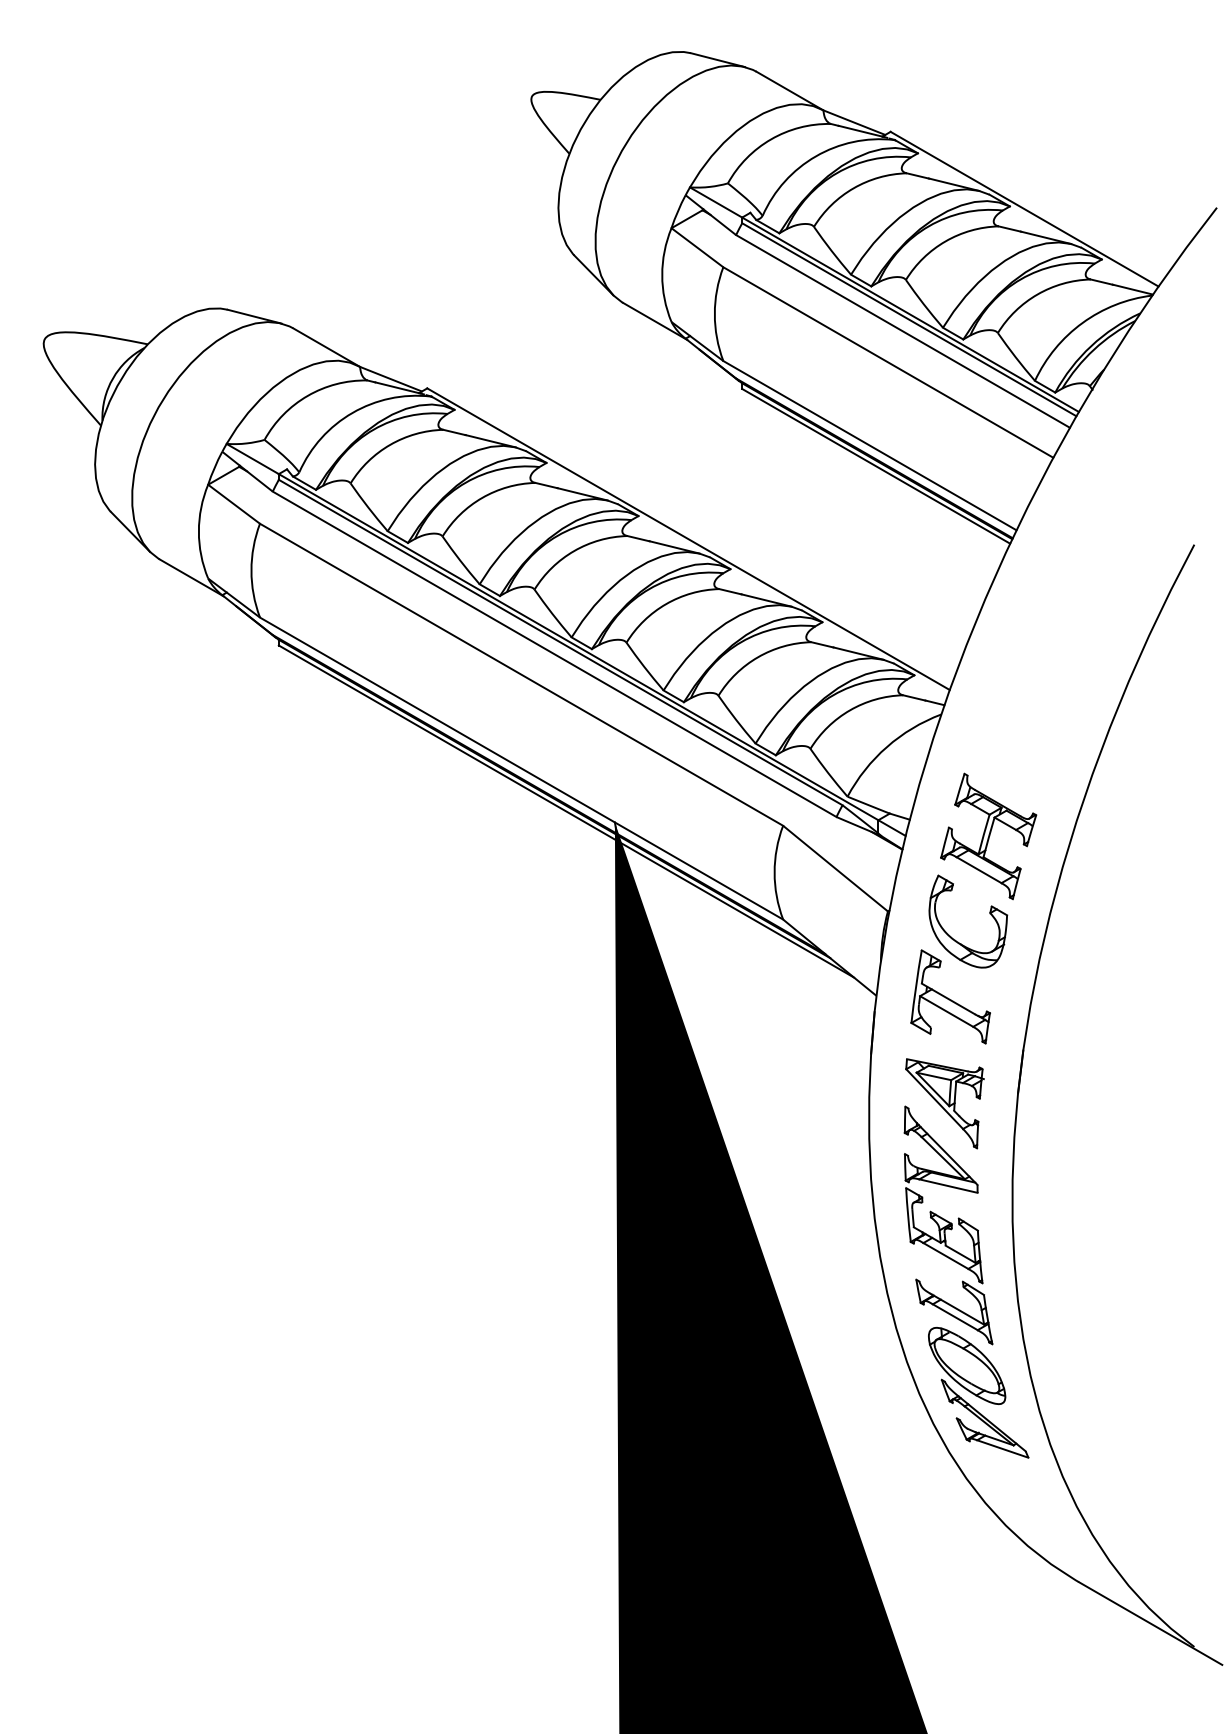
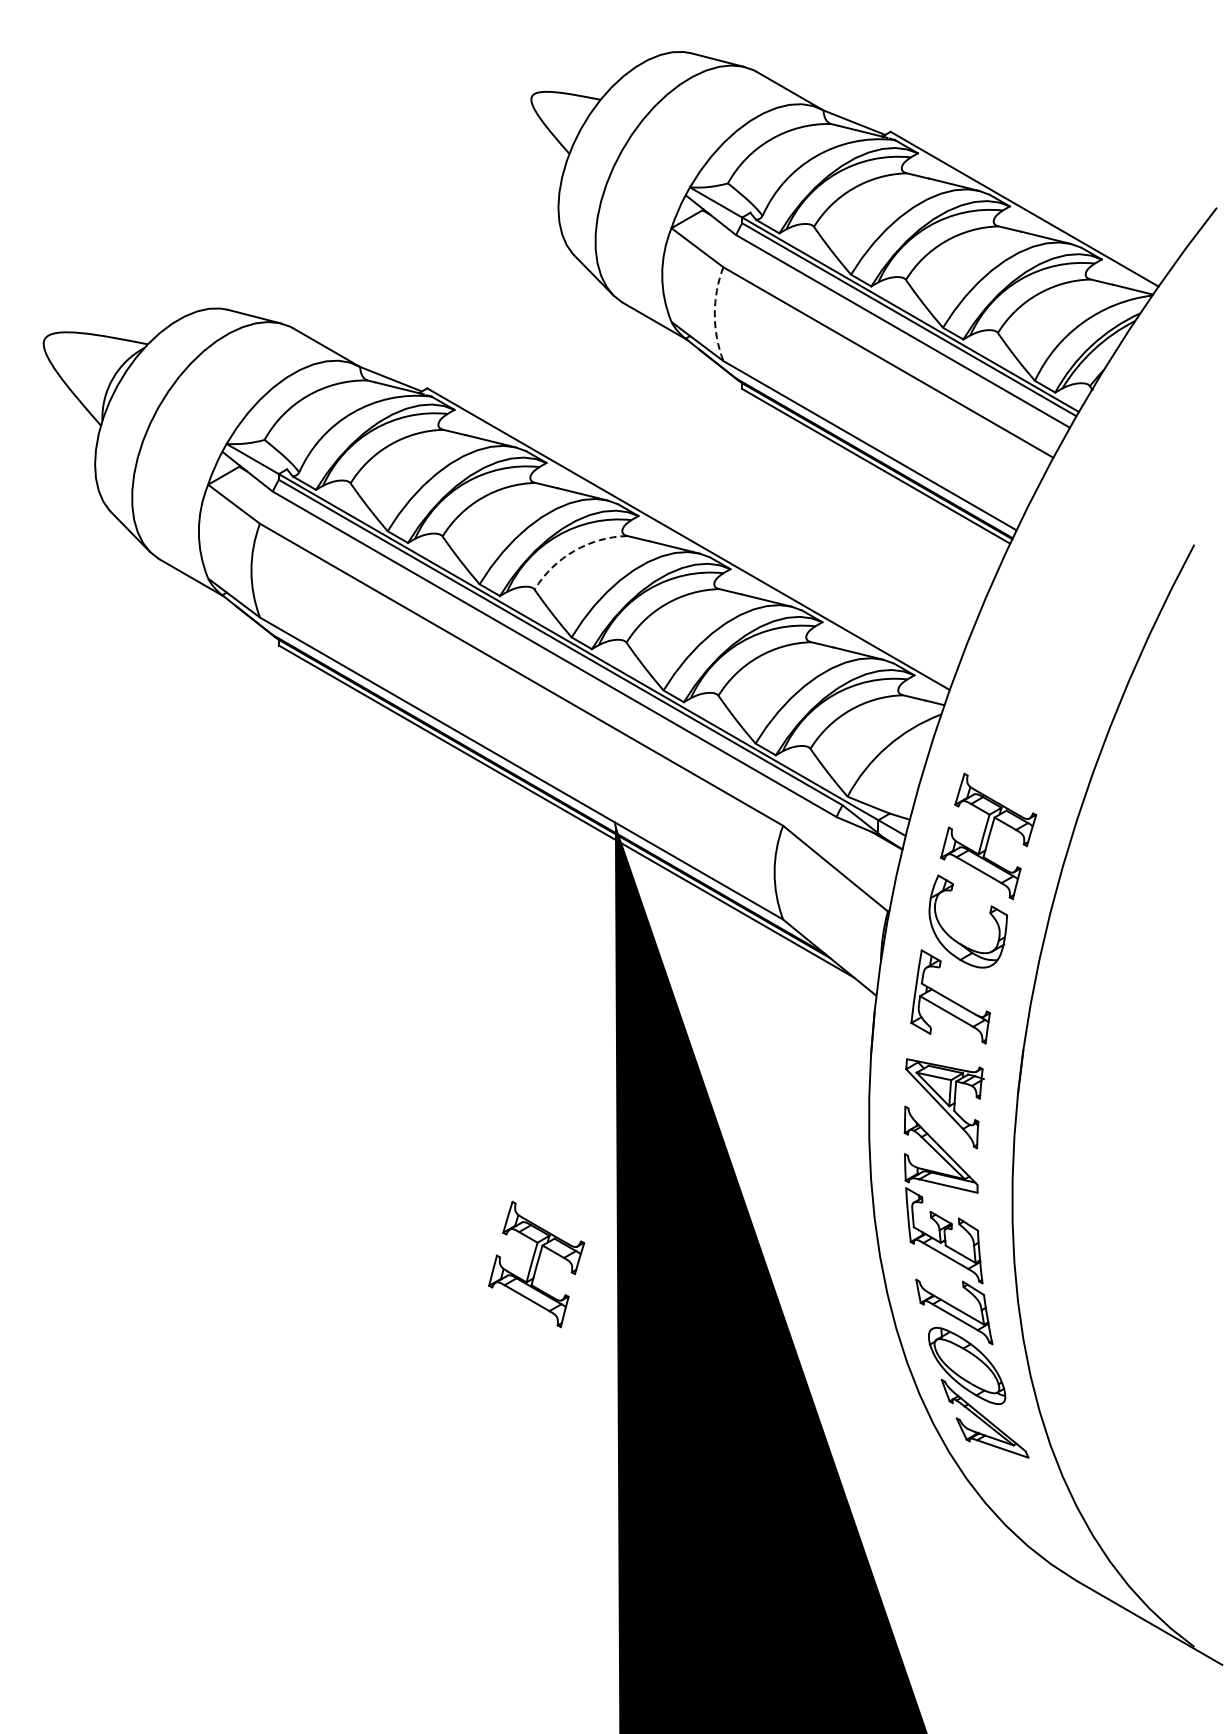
arc: solid -> dashed (714, 314)
arc: solid -> dashed (574, 551)
part: none -> present (536, 1264)
